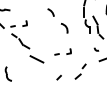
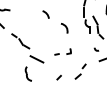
arc position: (50, 11) -> (45, 13) (45, 13)
part: present -> none (18, 23)
part position: (7, 73) -> (27, 73) (27, 73)
